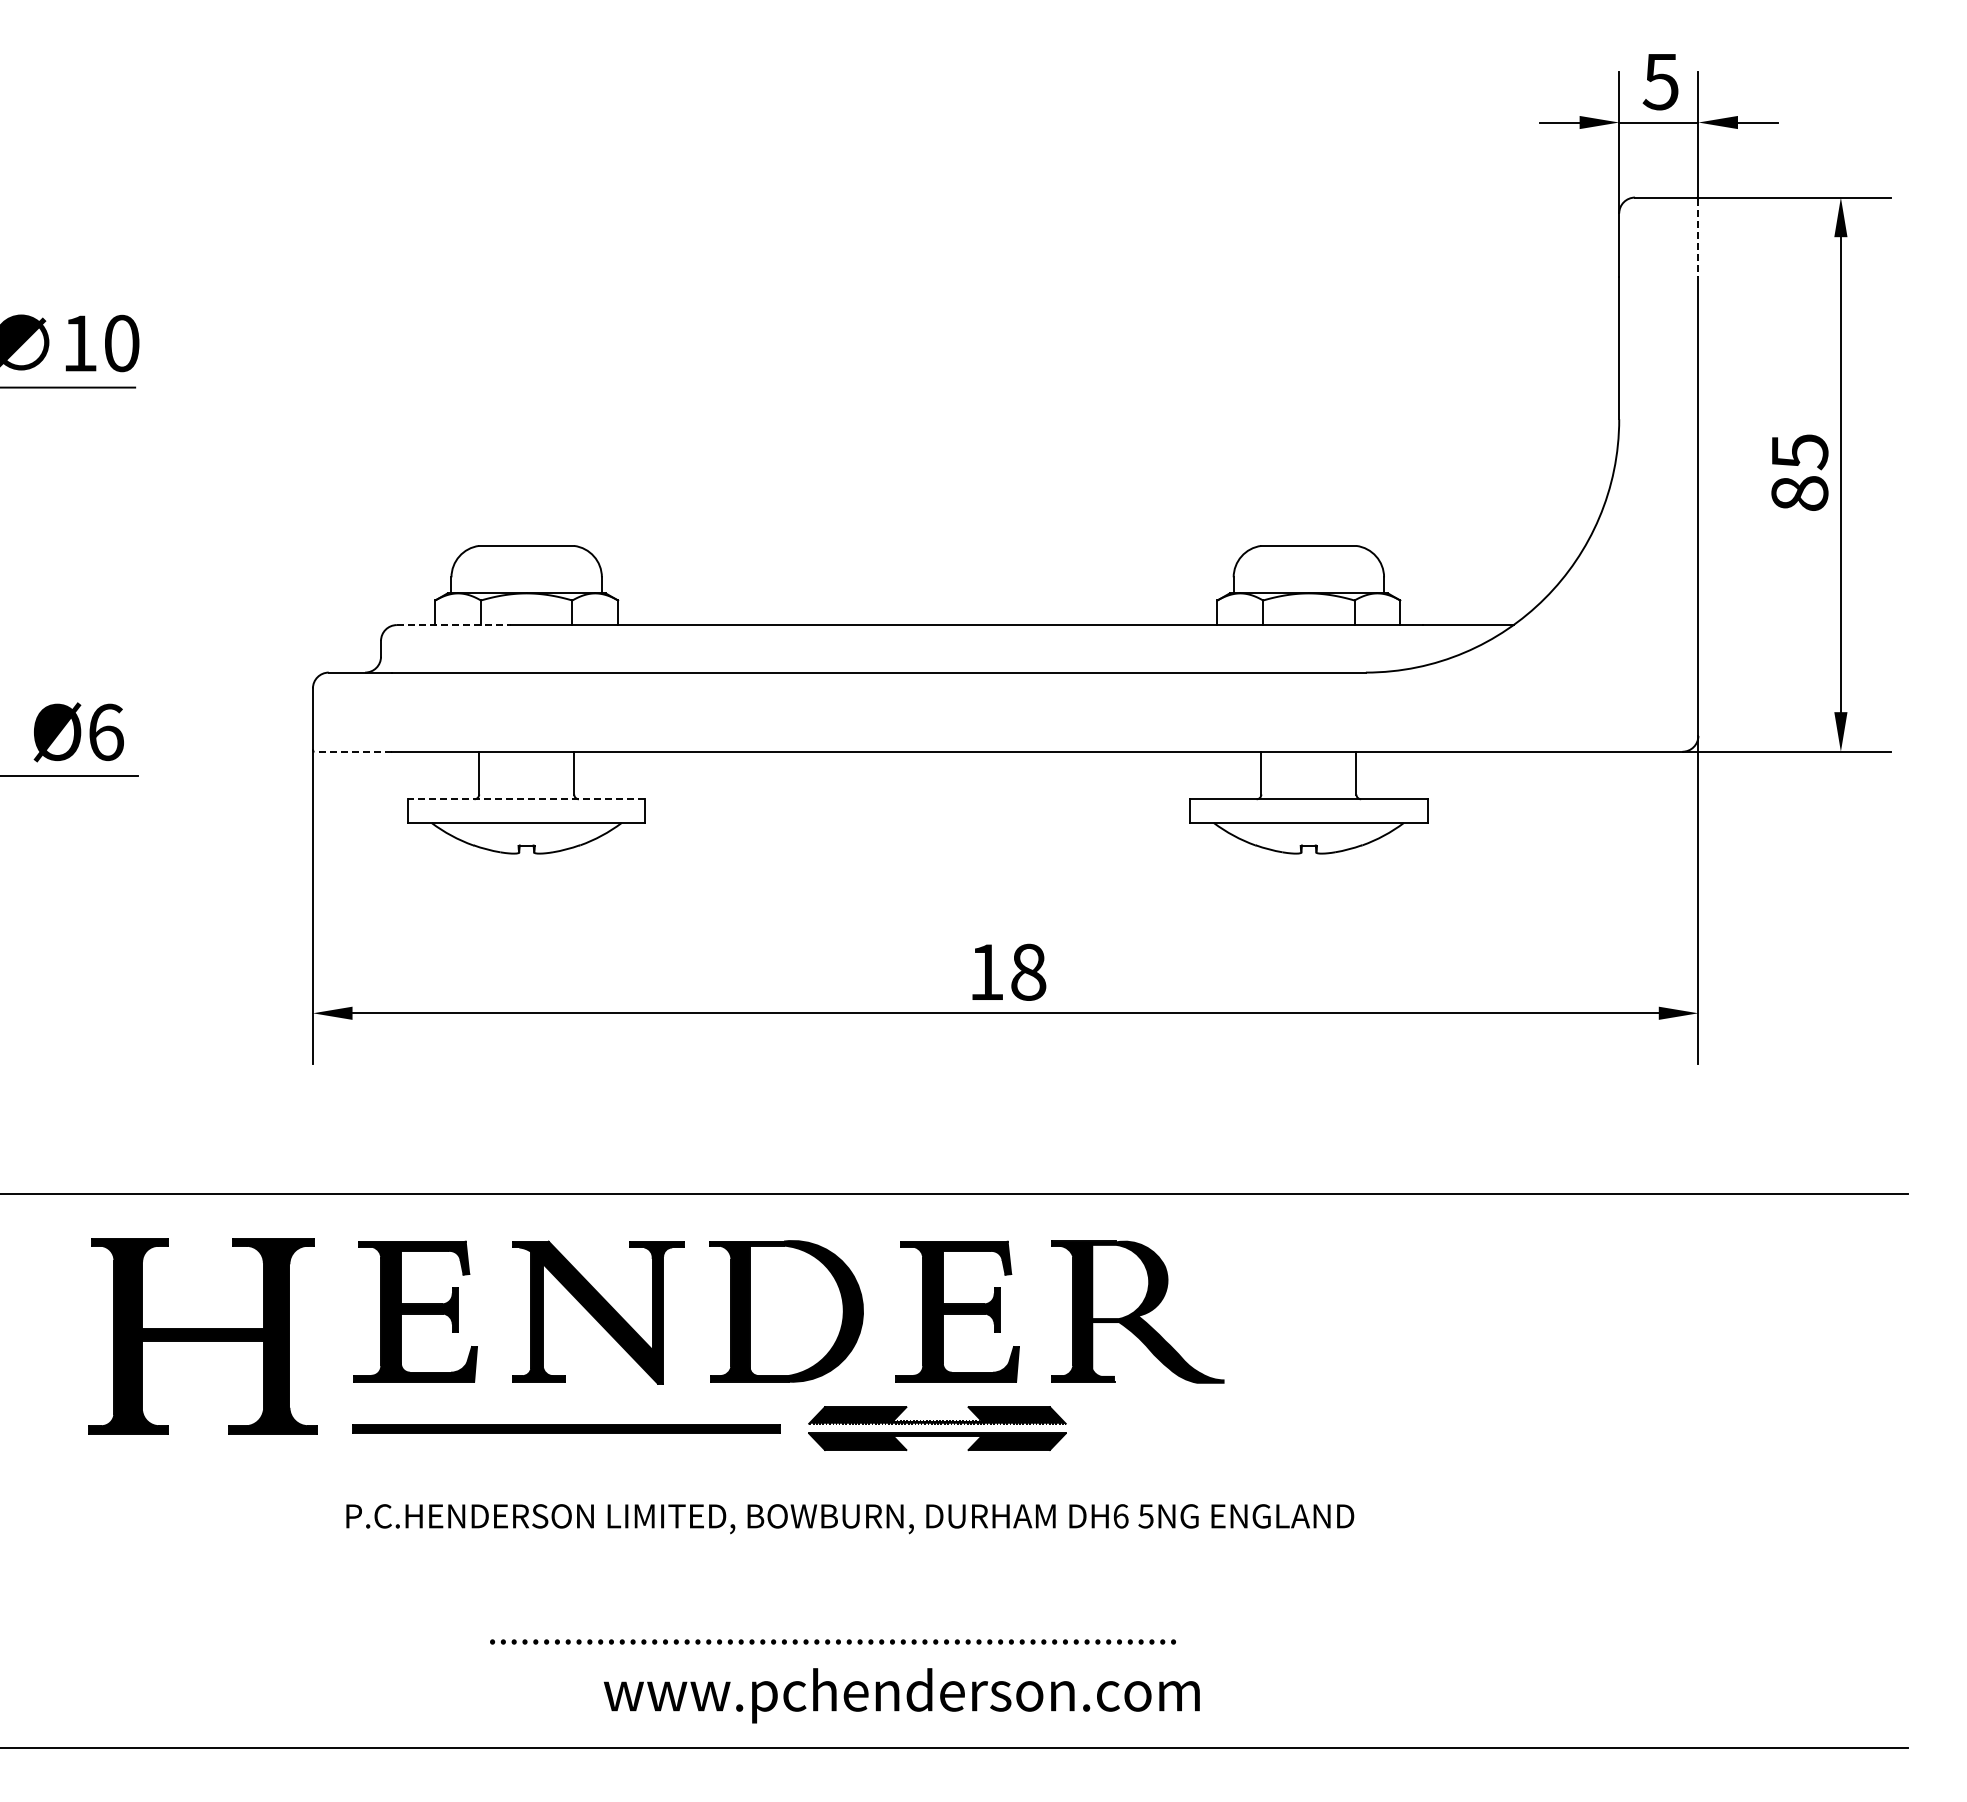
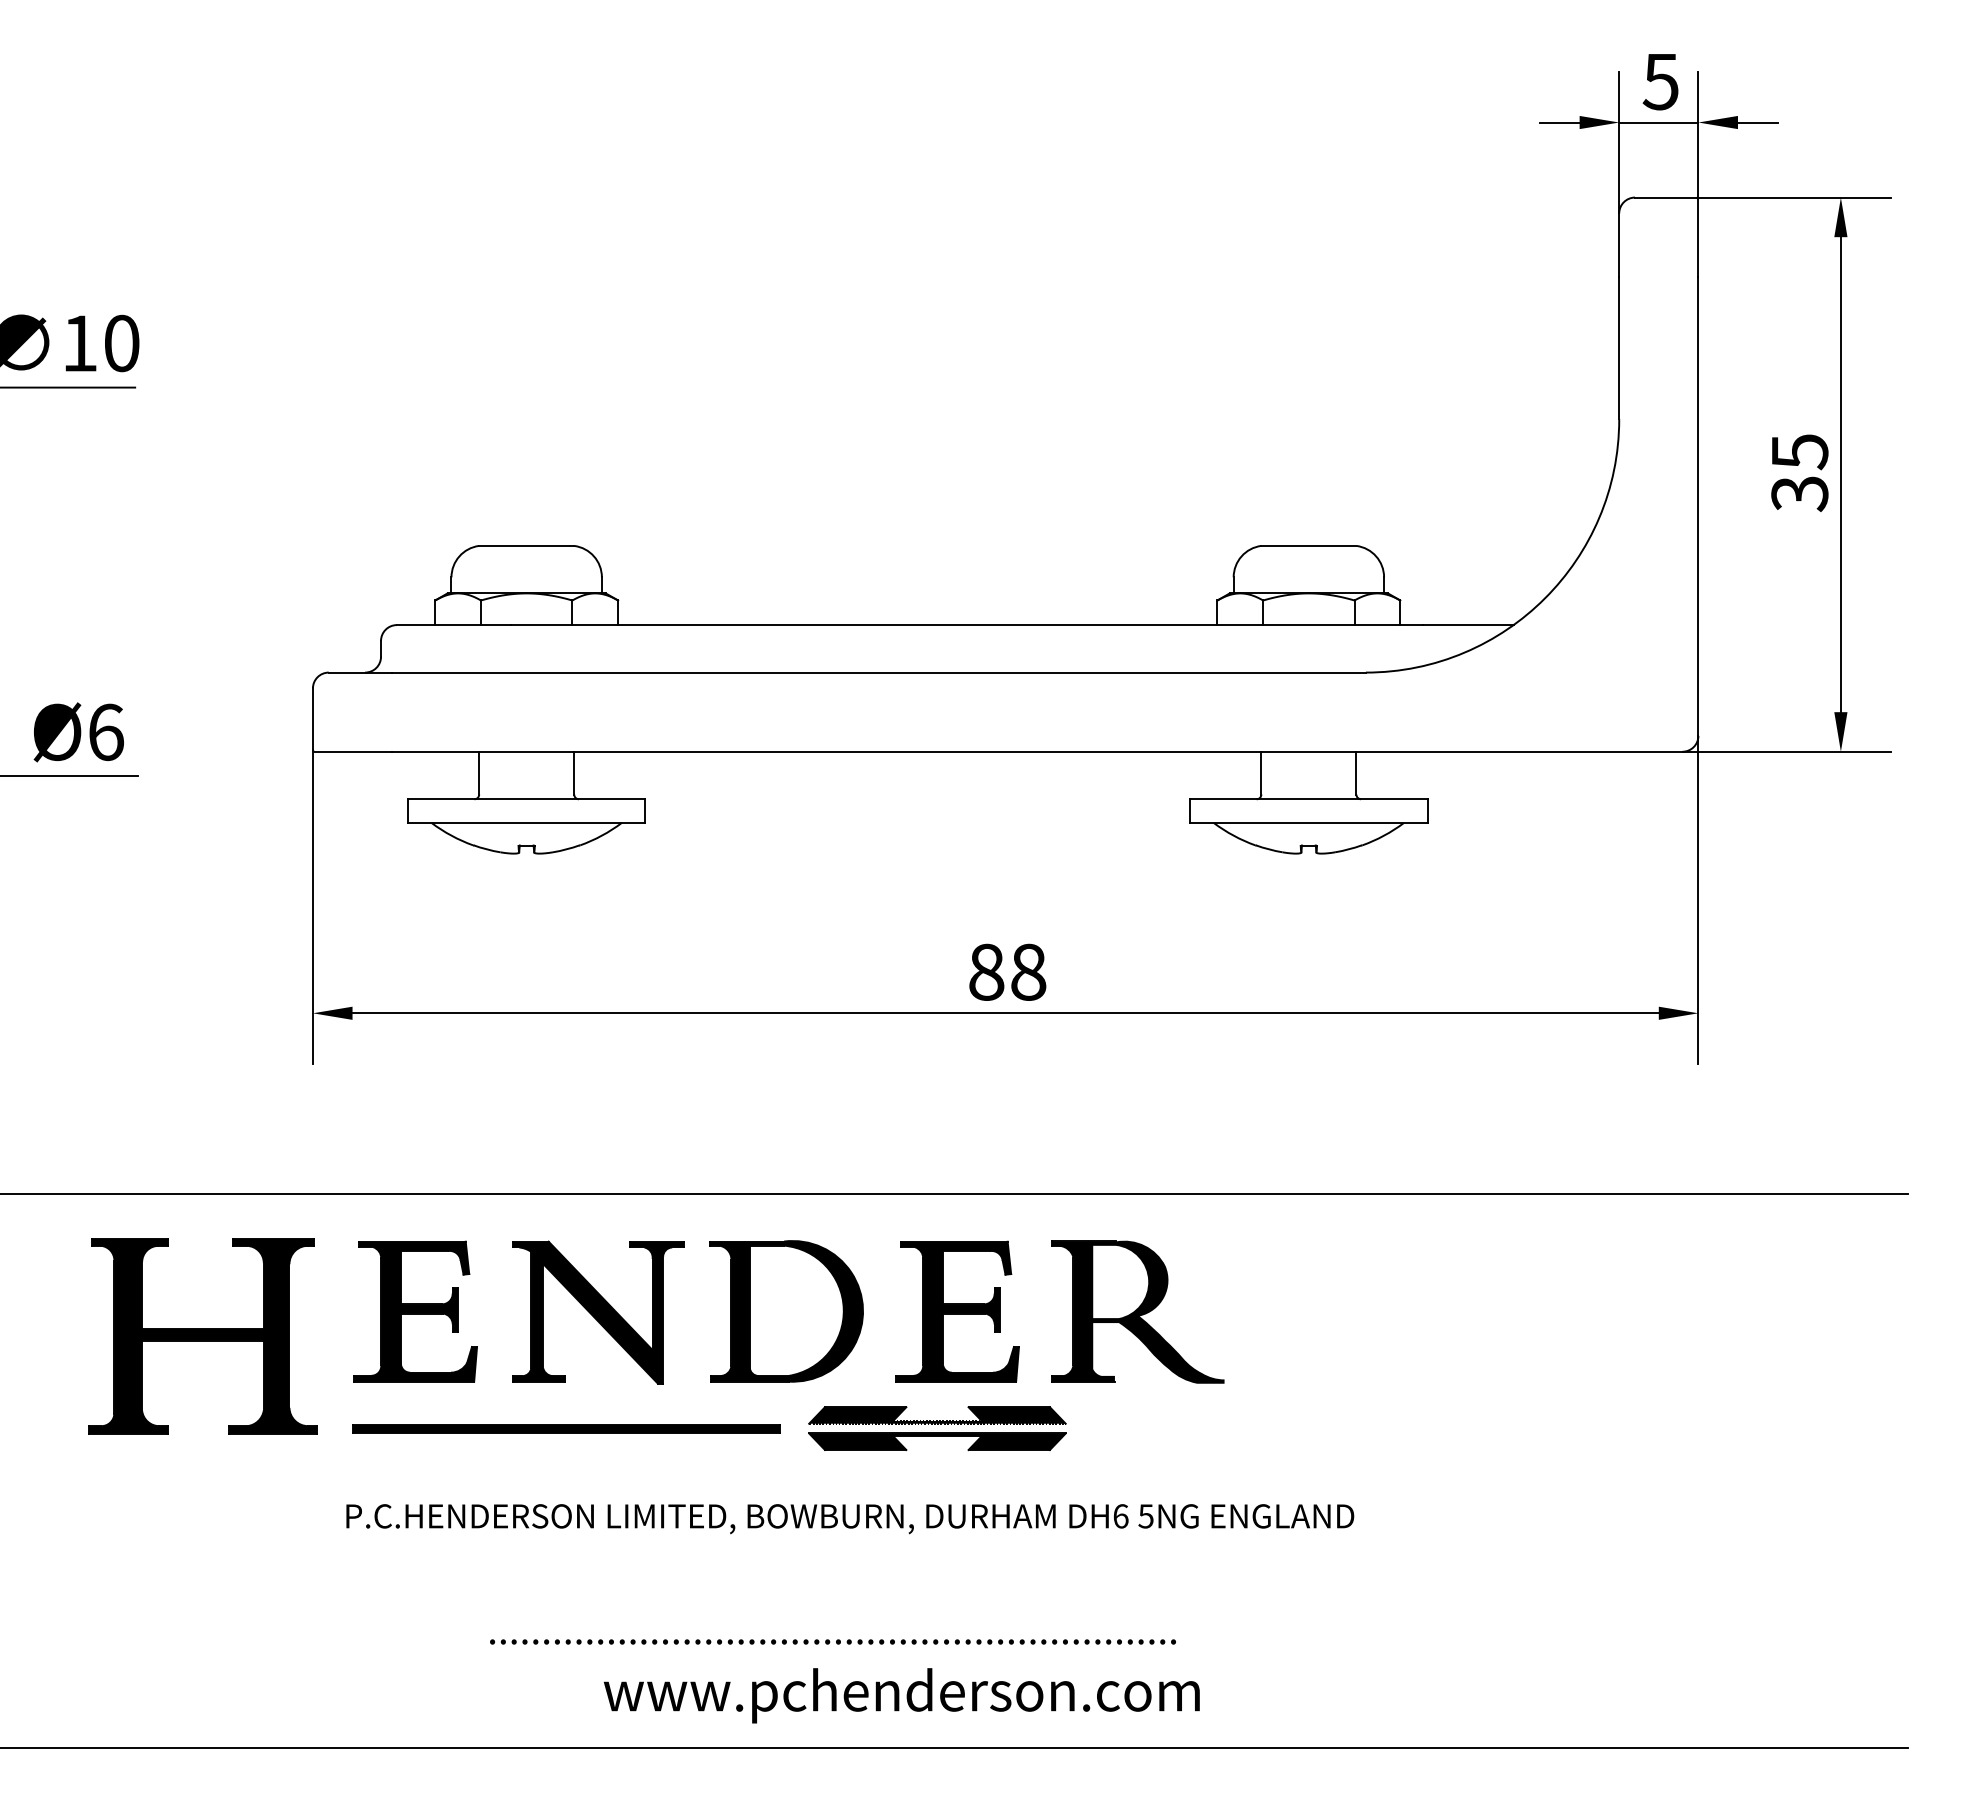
line: dashed -> solid (1698, 237)
text: 85 -> 35 (1799, 493)
line: dashed -> solid (454, 625)
line: dashed -> solid (353, 751)
line: dashed -> solid (526, 799)
text: 18 -> 88 (986, 971)
